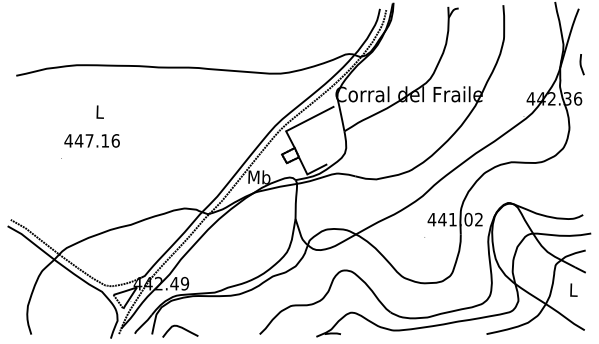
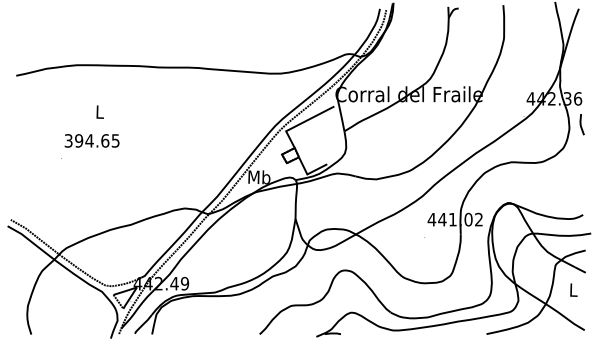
line position: (581, 64) -> (581, 124) (581, 124)
text: 447.16 -> 394.65 (91, 140)
curve: present -> none (180, 328)
